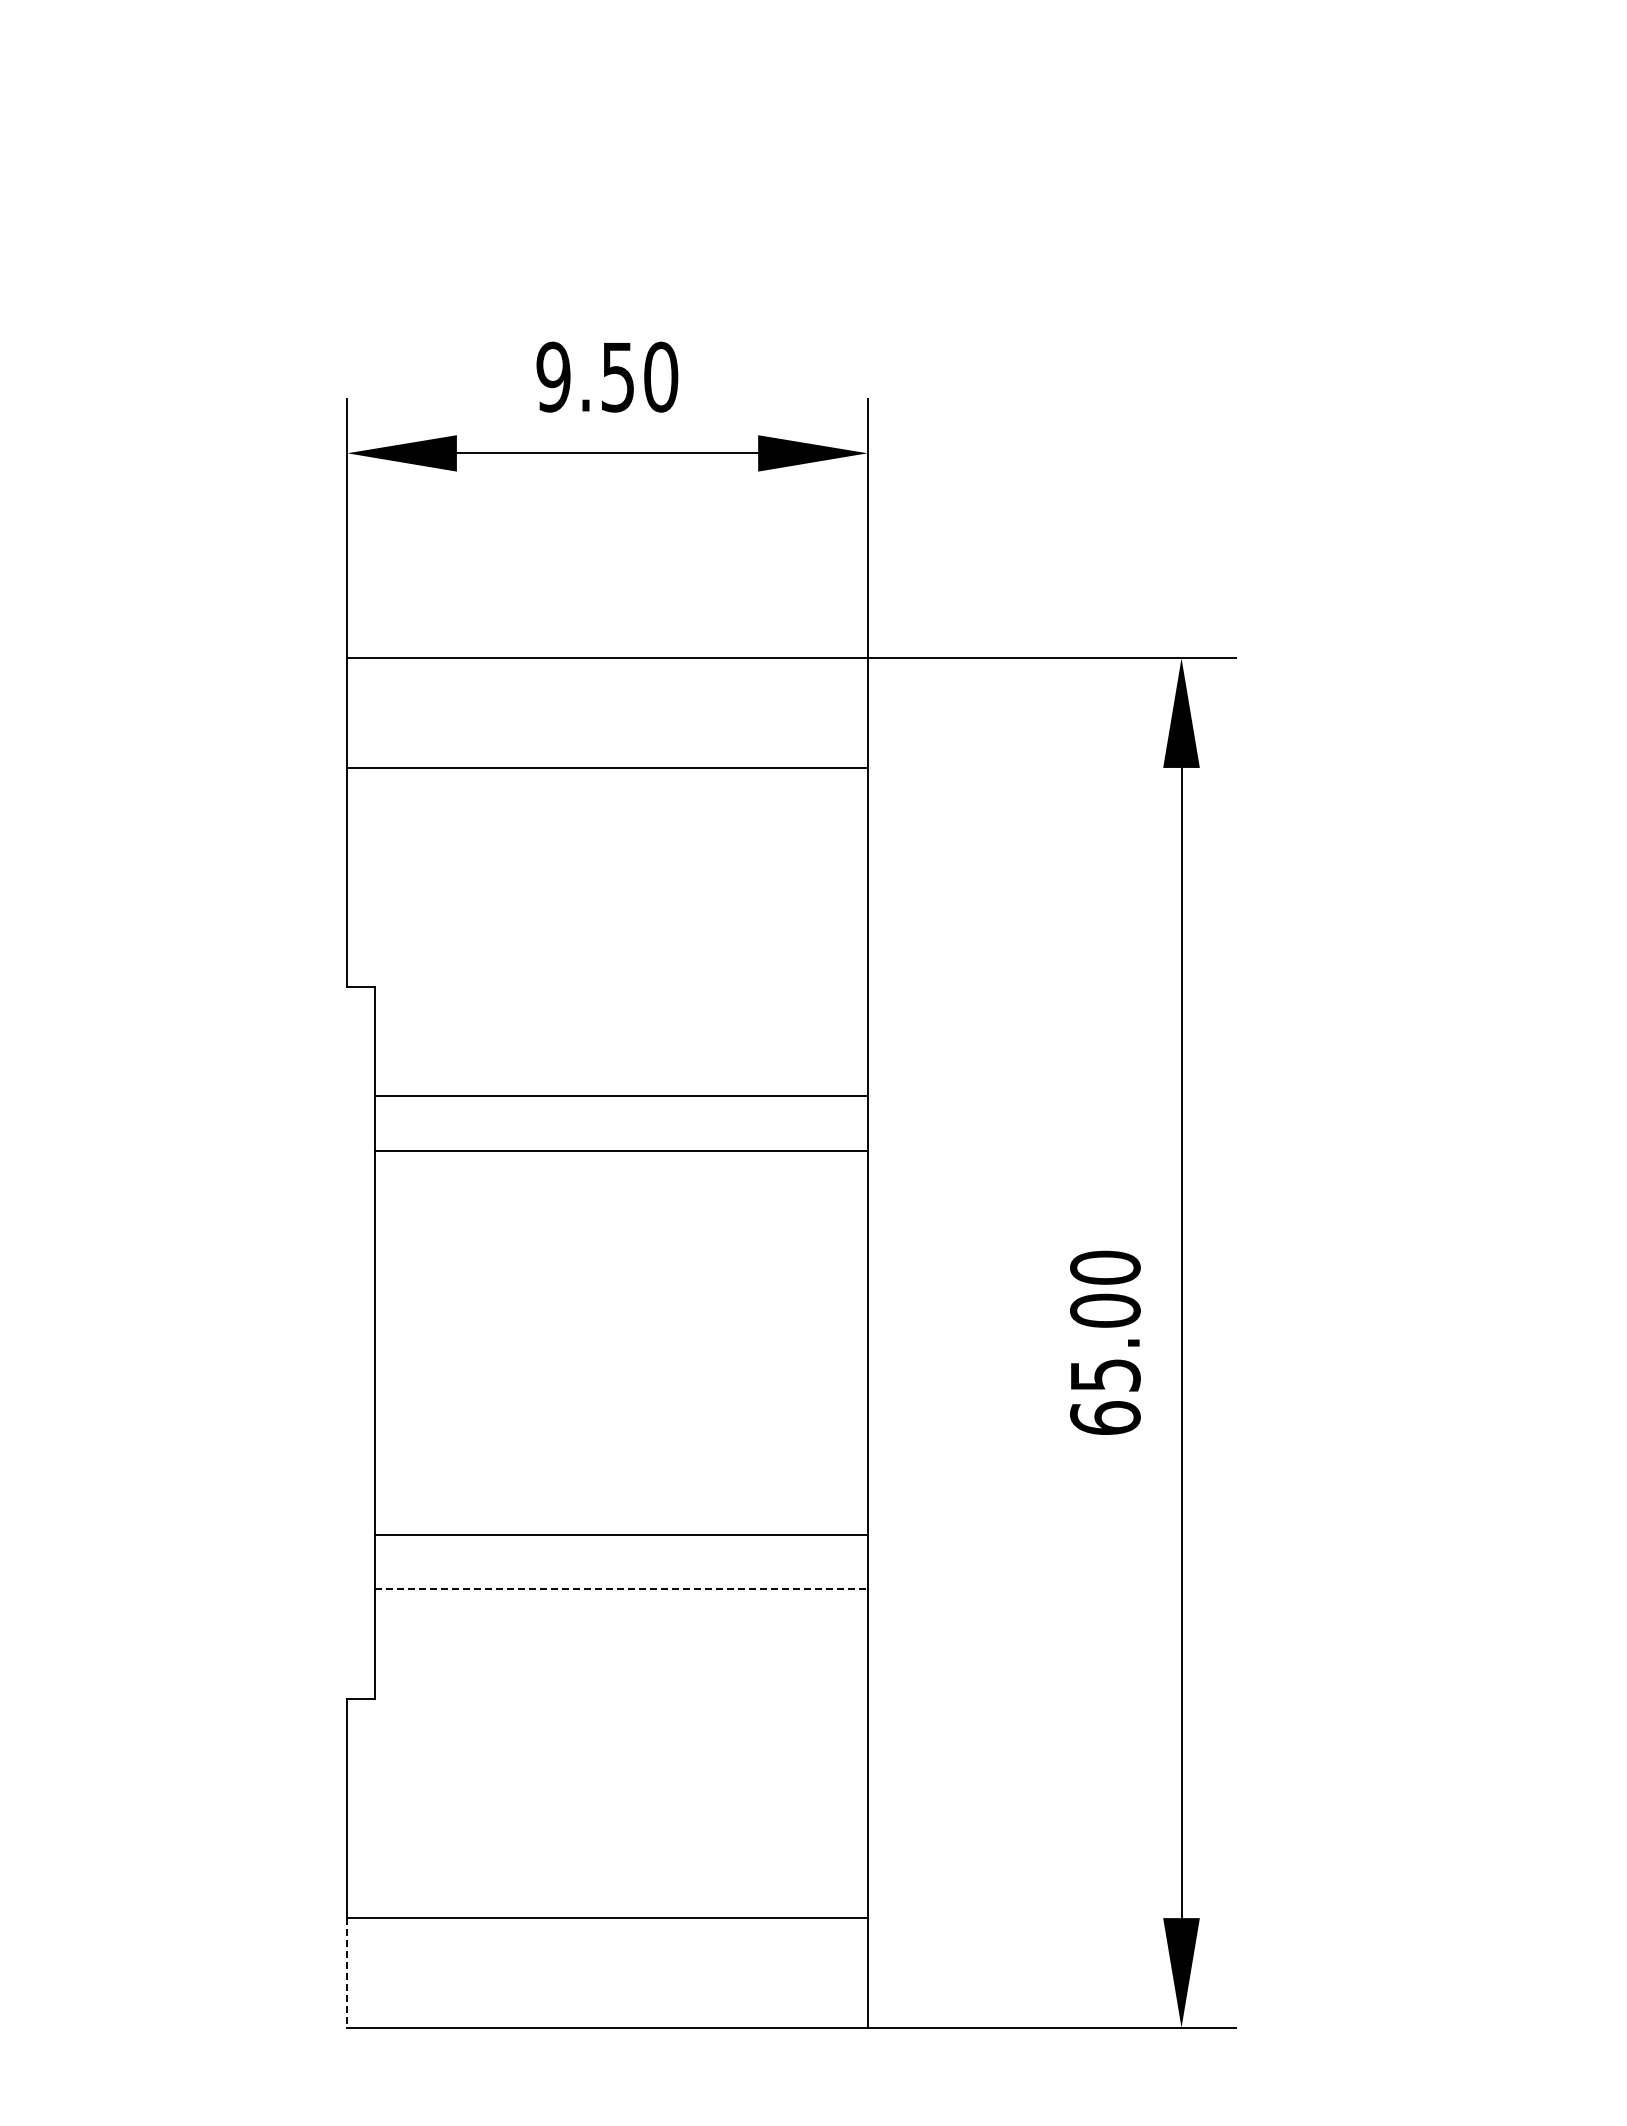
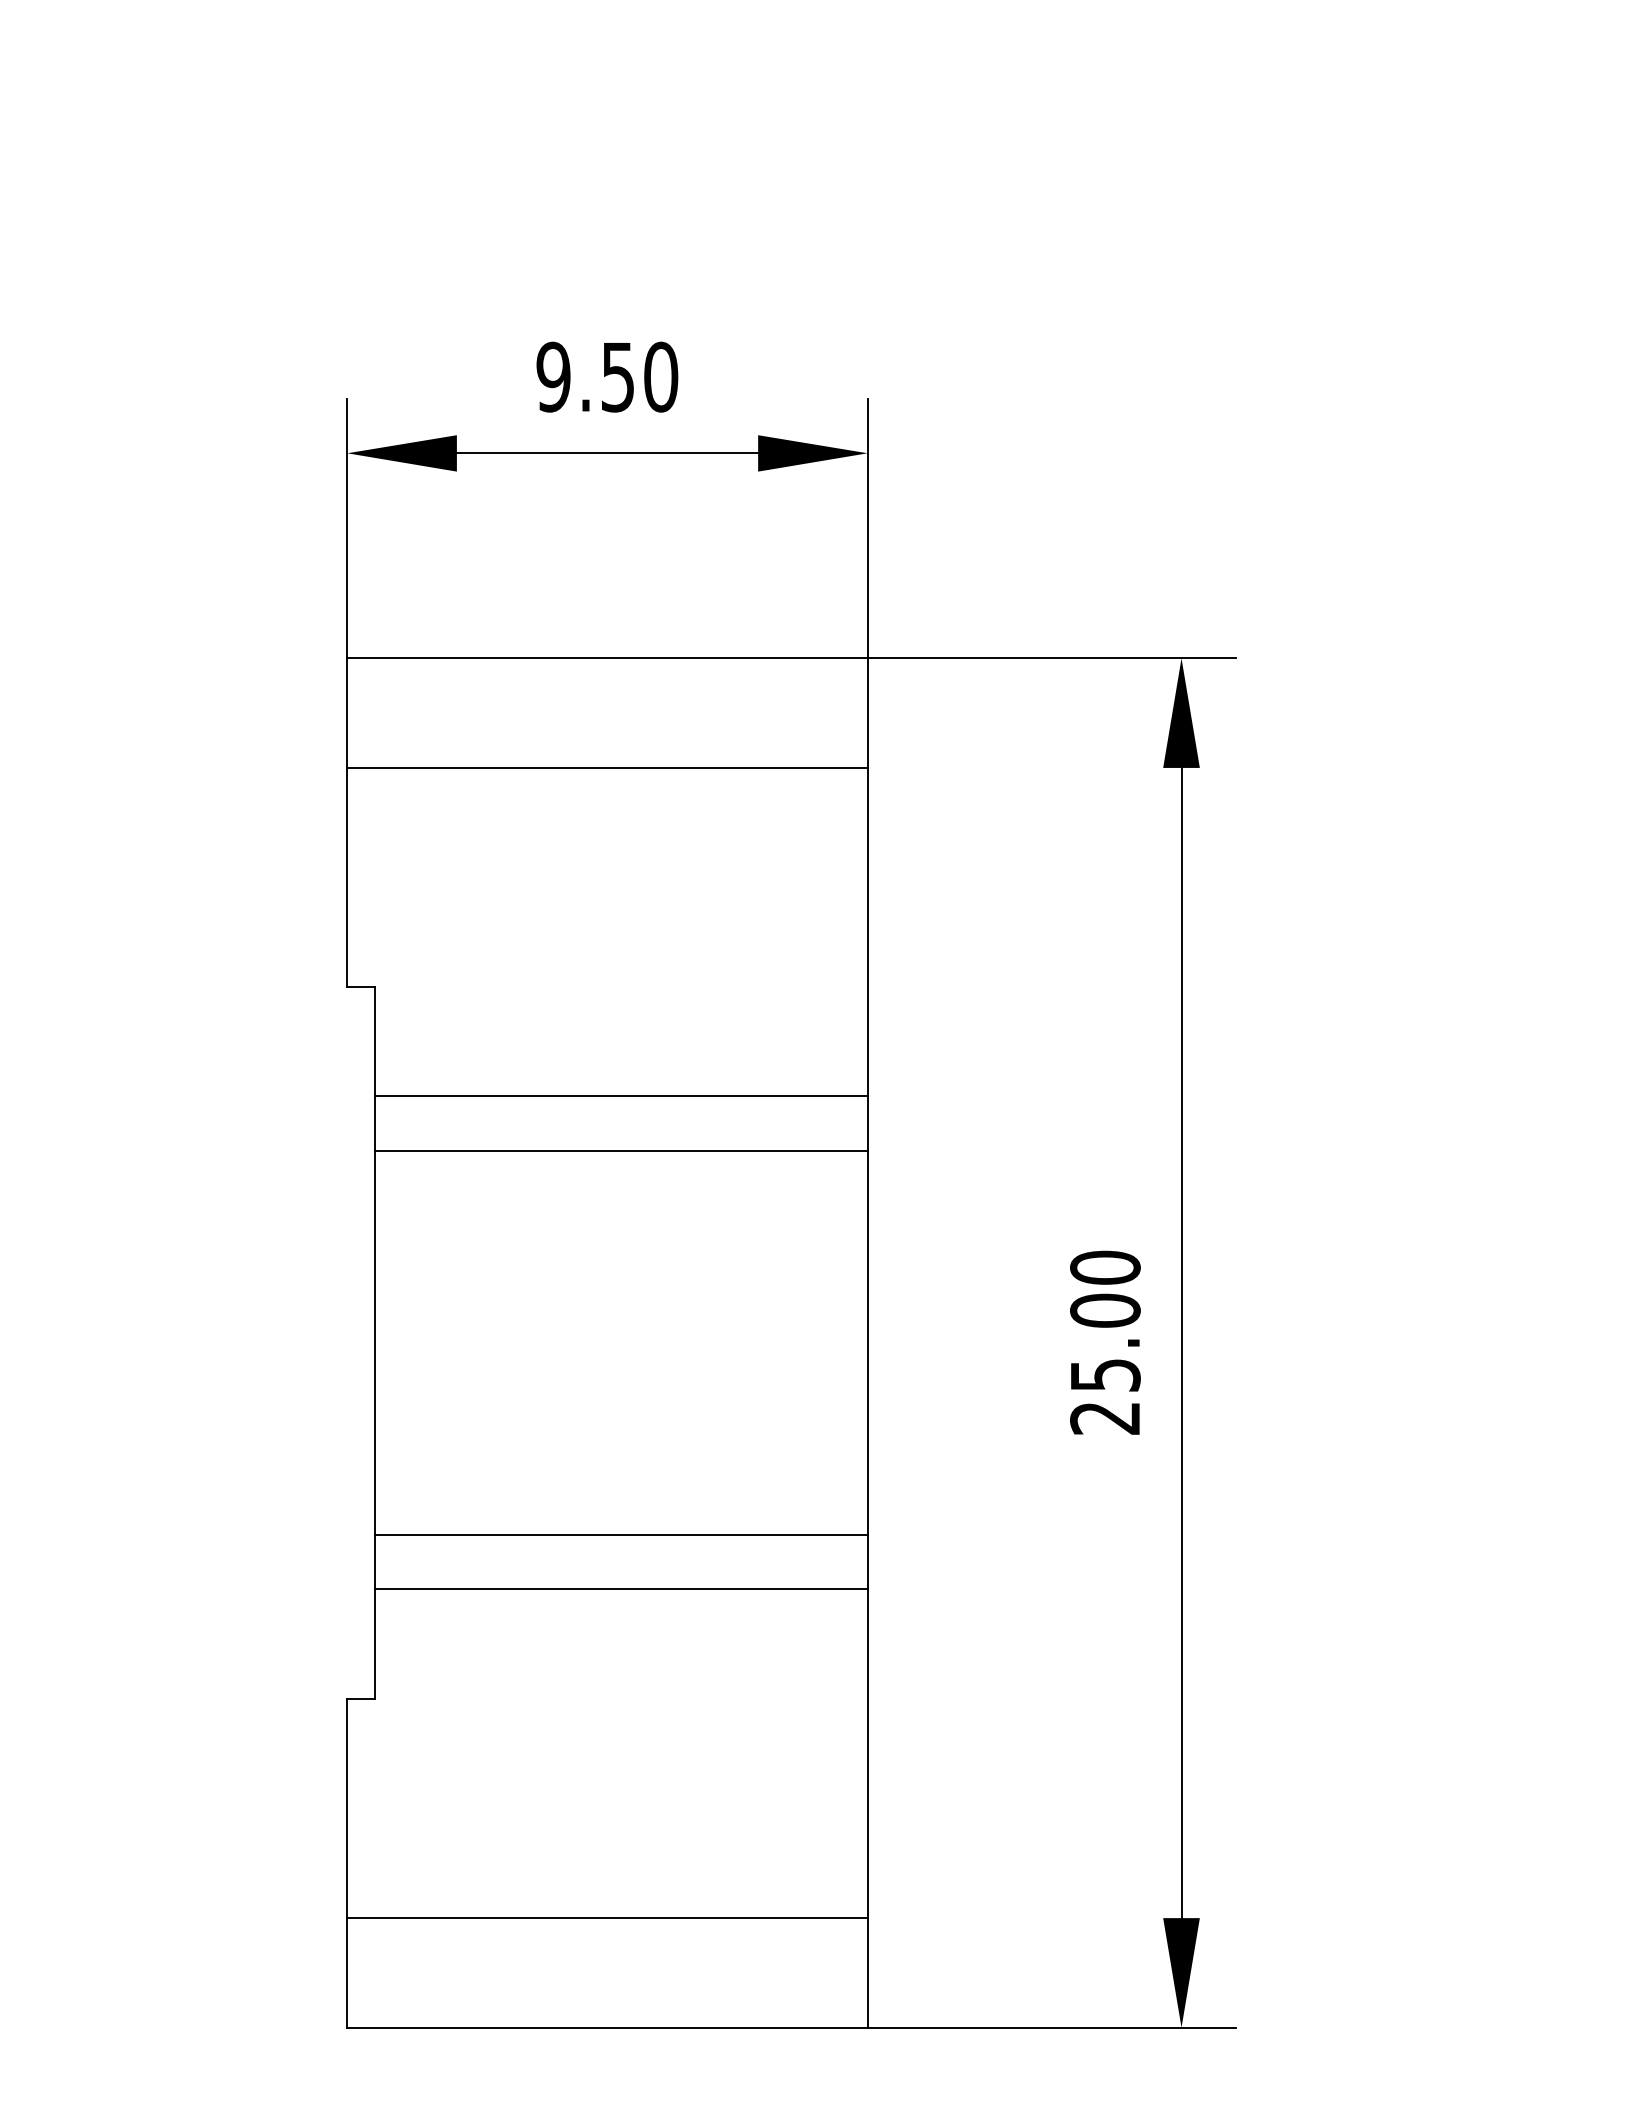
text: 65.00 -> 25.00 (1105, 1417)
line: dashed -> solid (621, 1589)
line: dashed -> solid (347, 1972)
